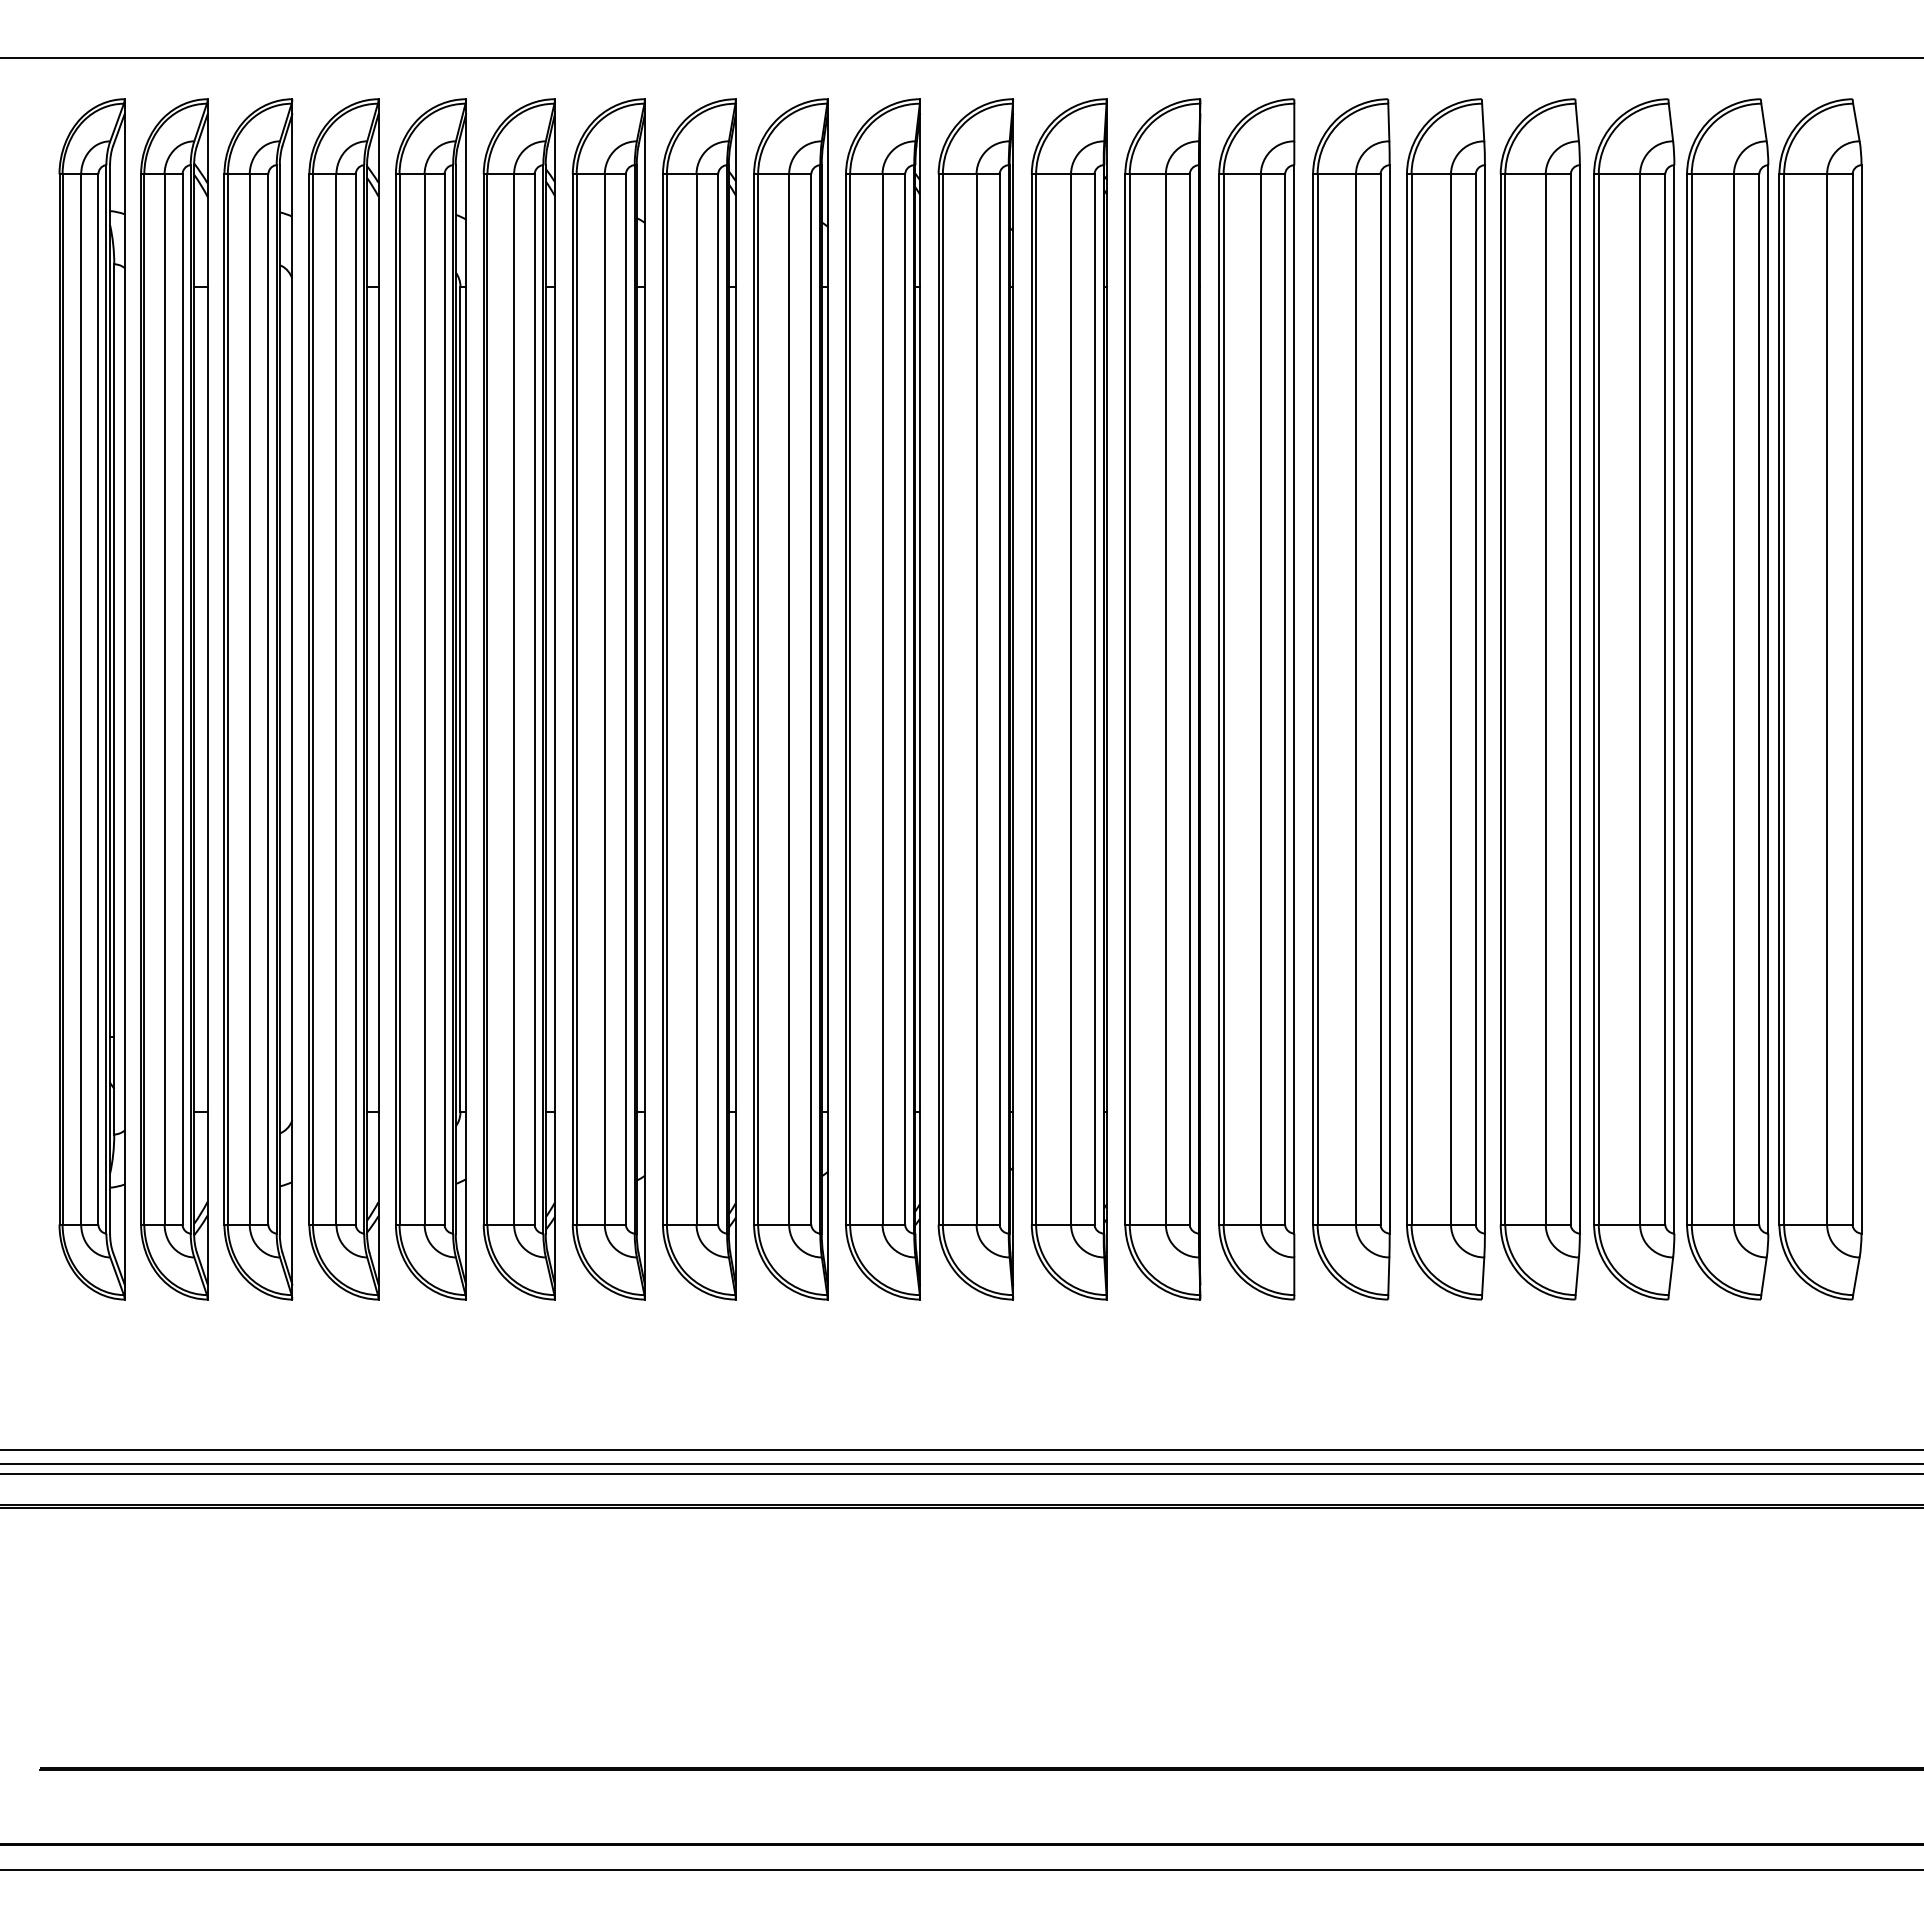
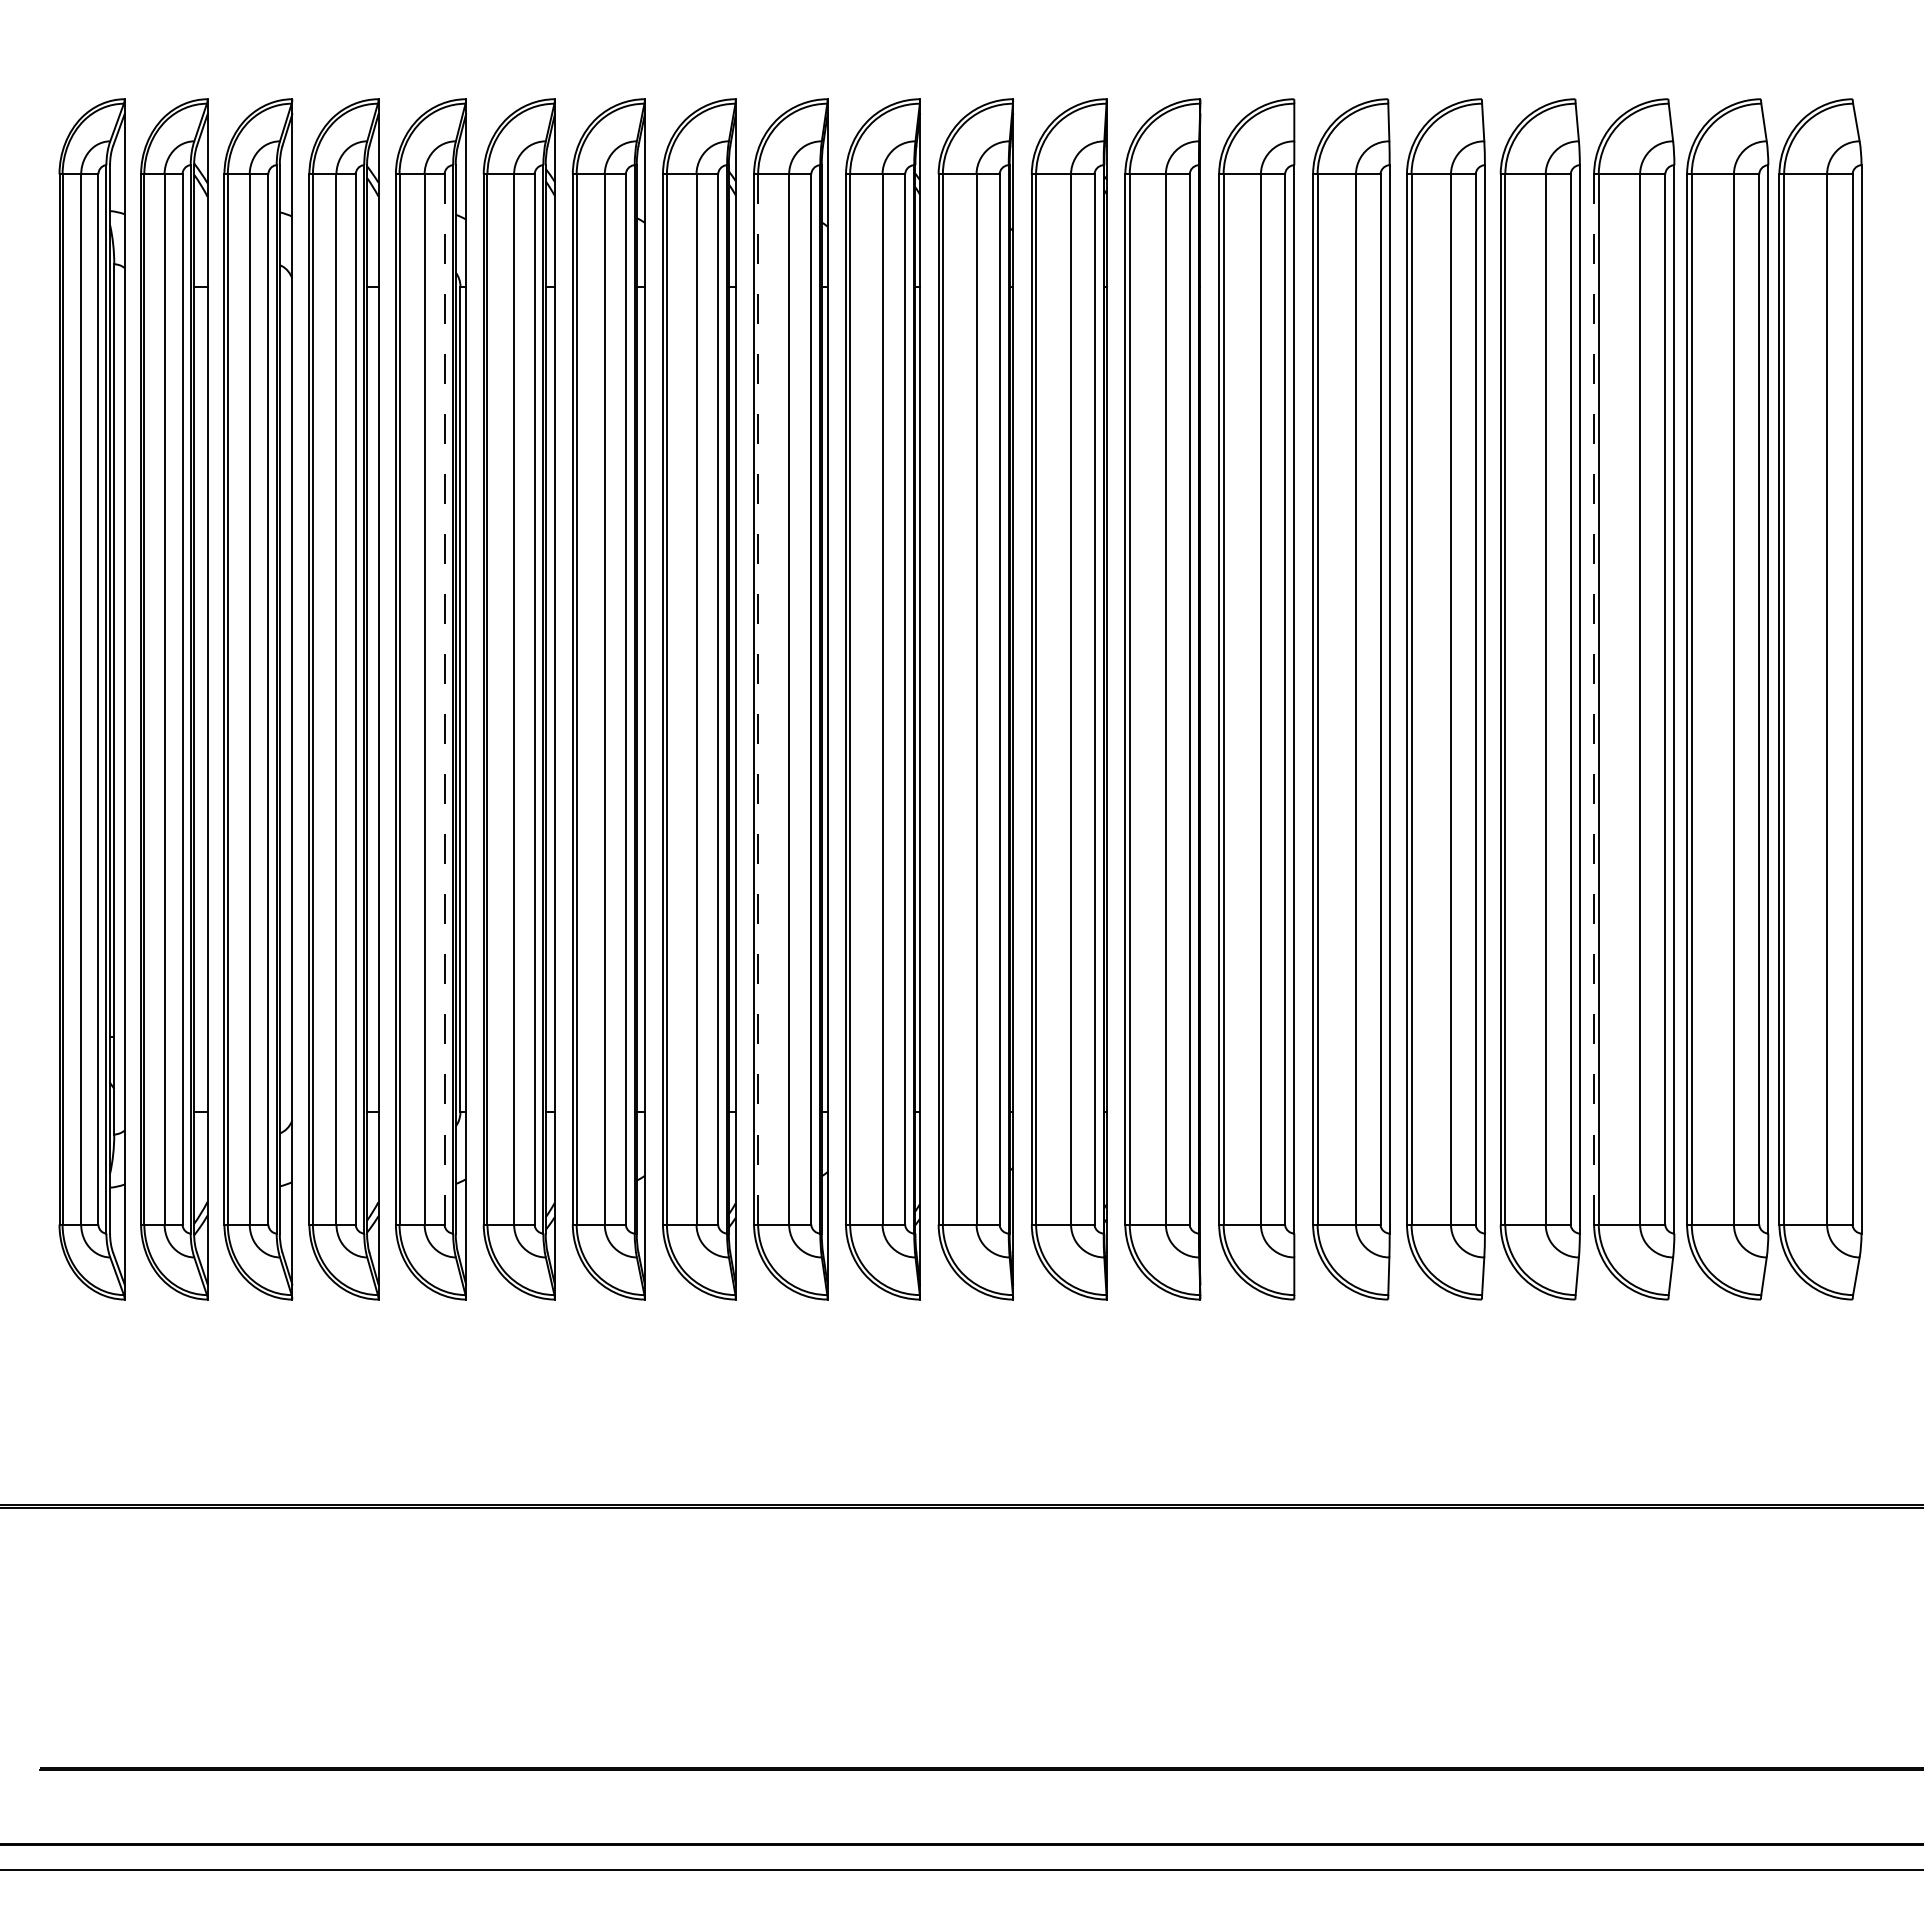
line: present -> none (961, 57)
line: solid -> dashed (444, 698)
line: solid -> dashed (758, 698)
line: solid -> dashed (1594, 698)
line: present -> none (961, 1449)
line: present -> none (961, 1463)
line: present -> none (961, 1473)
